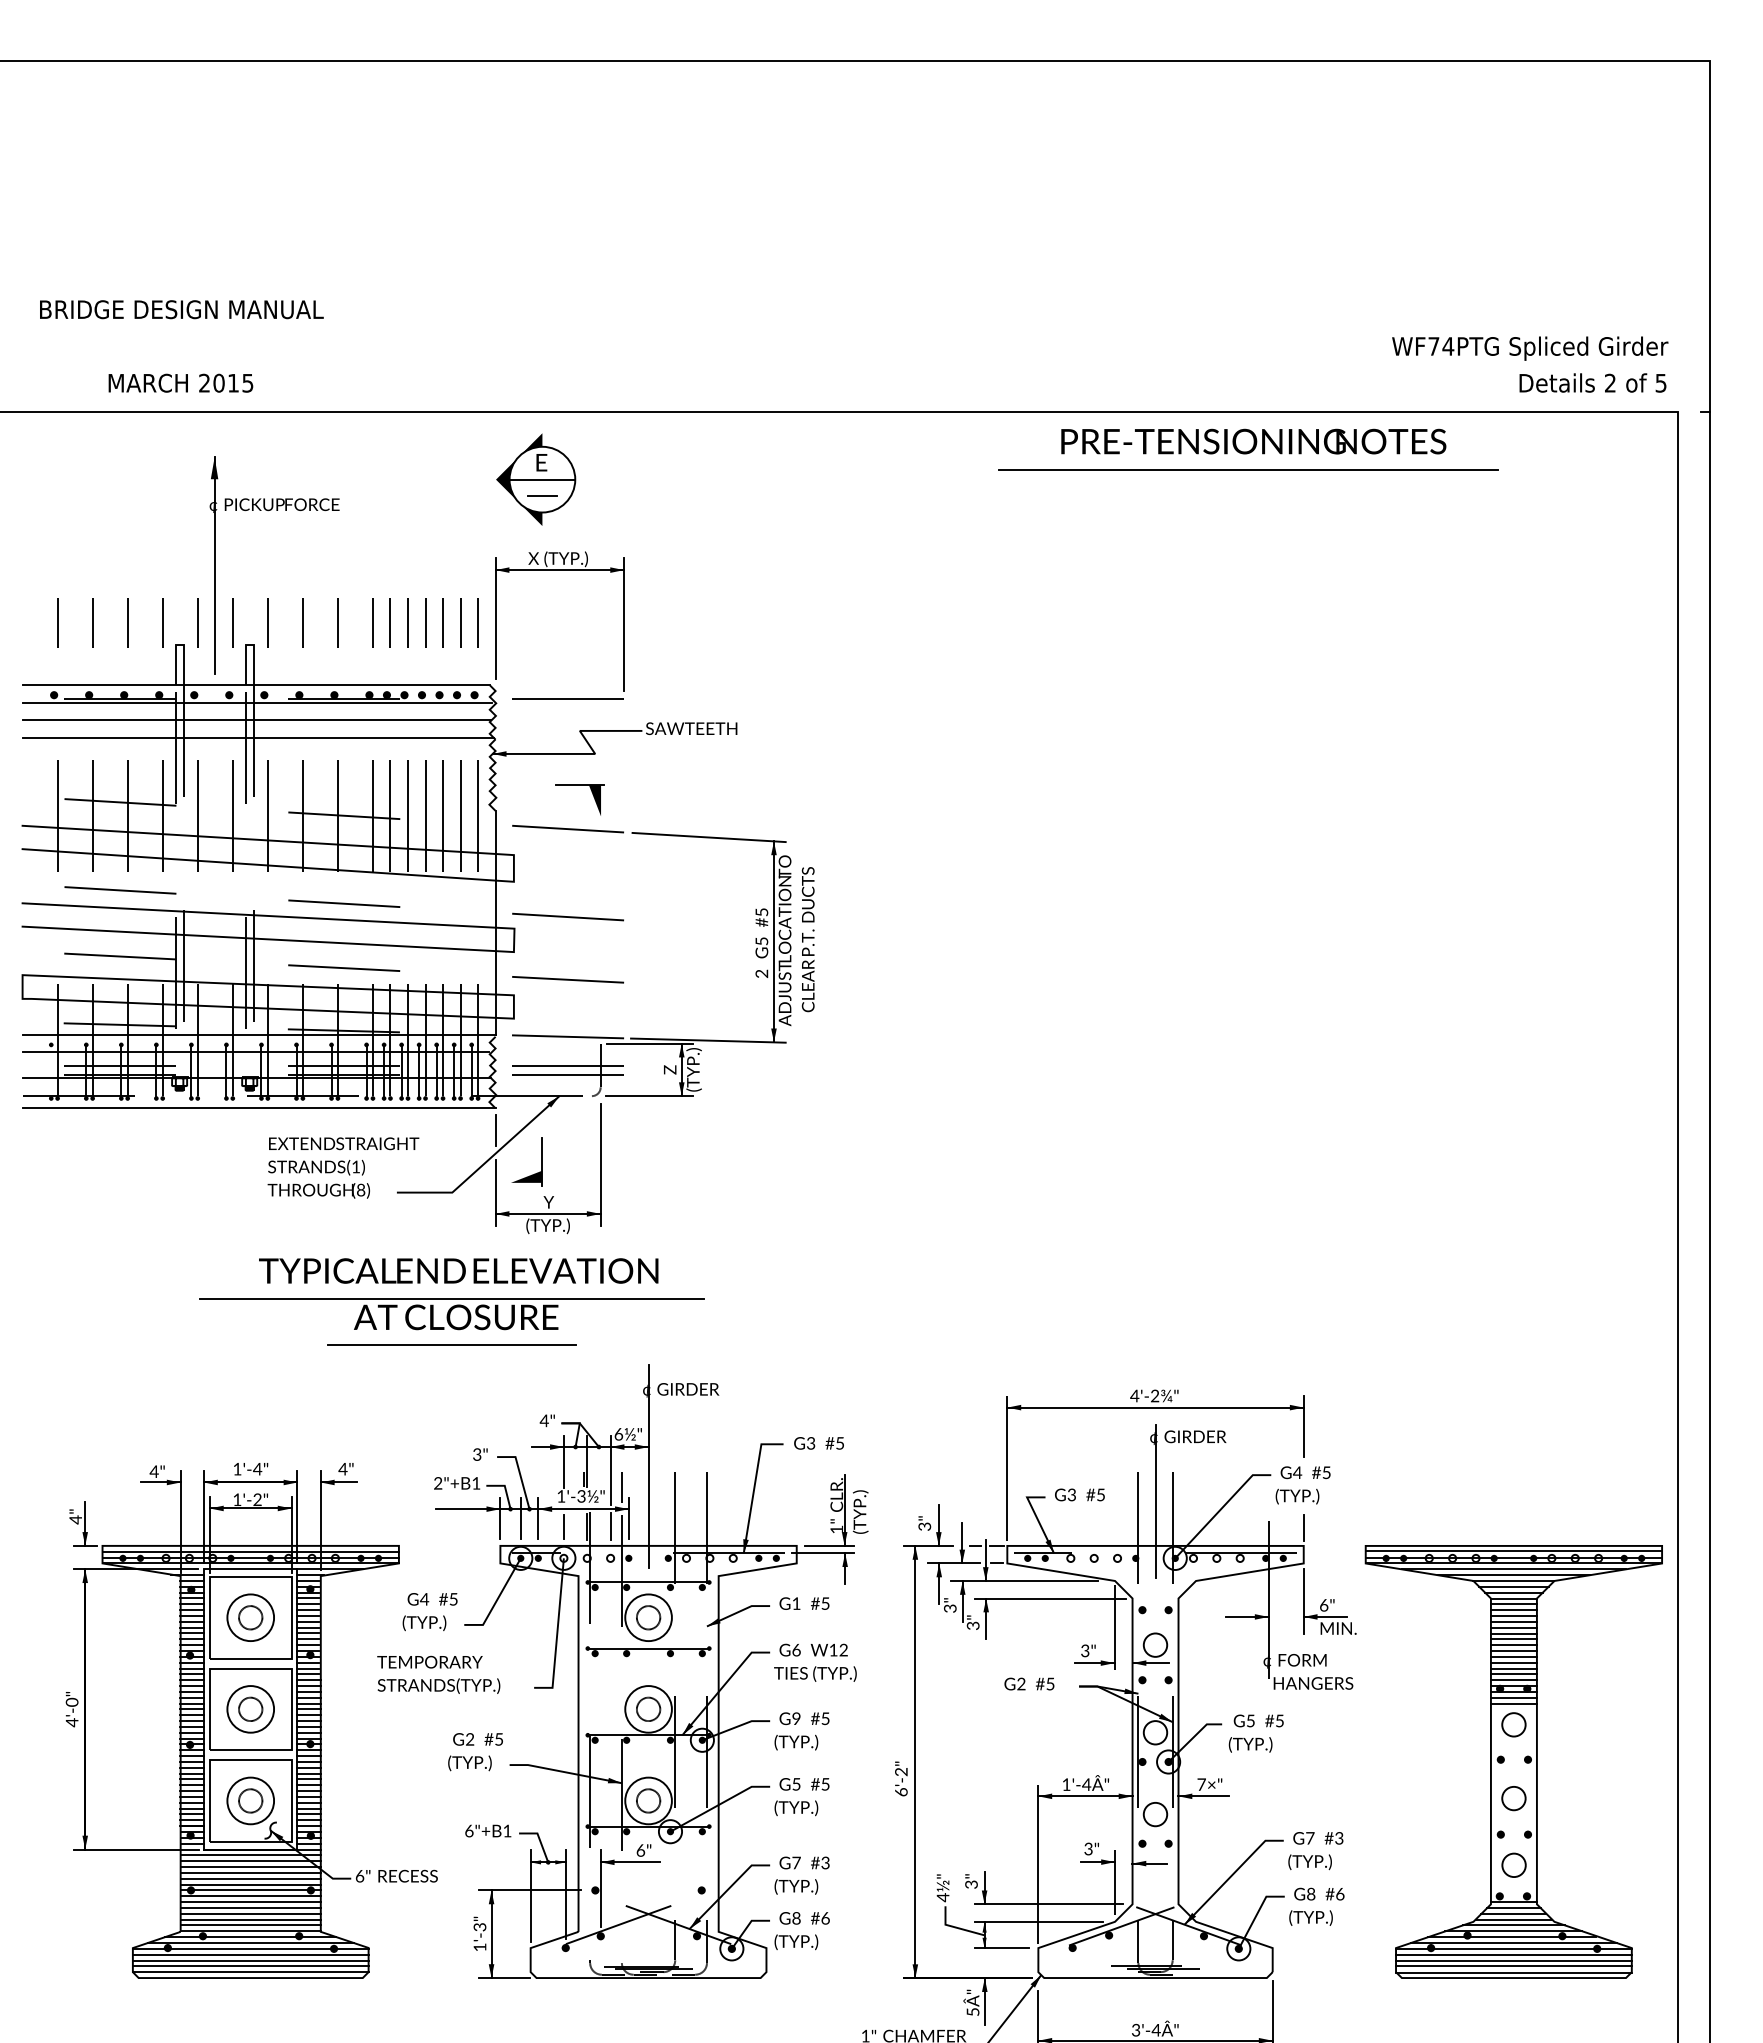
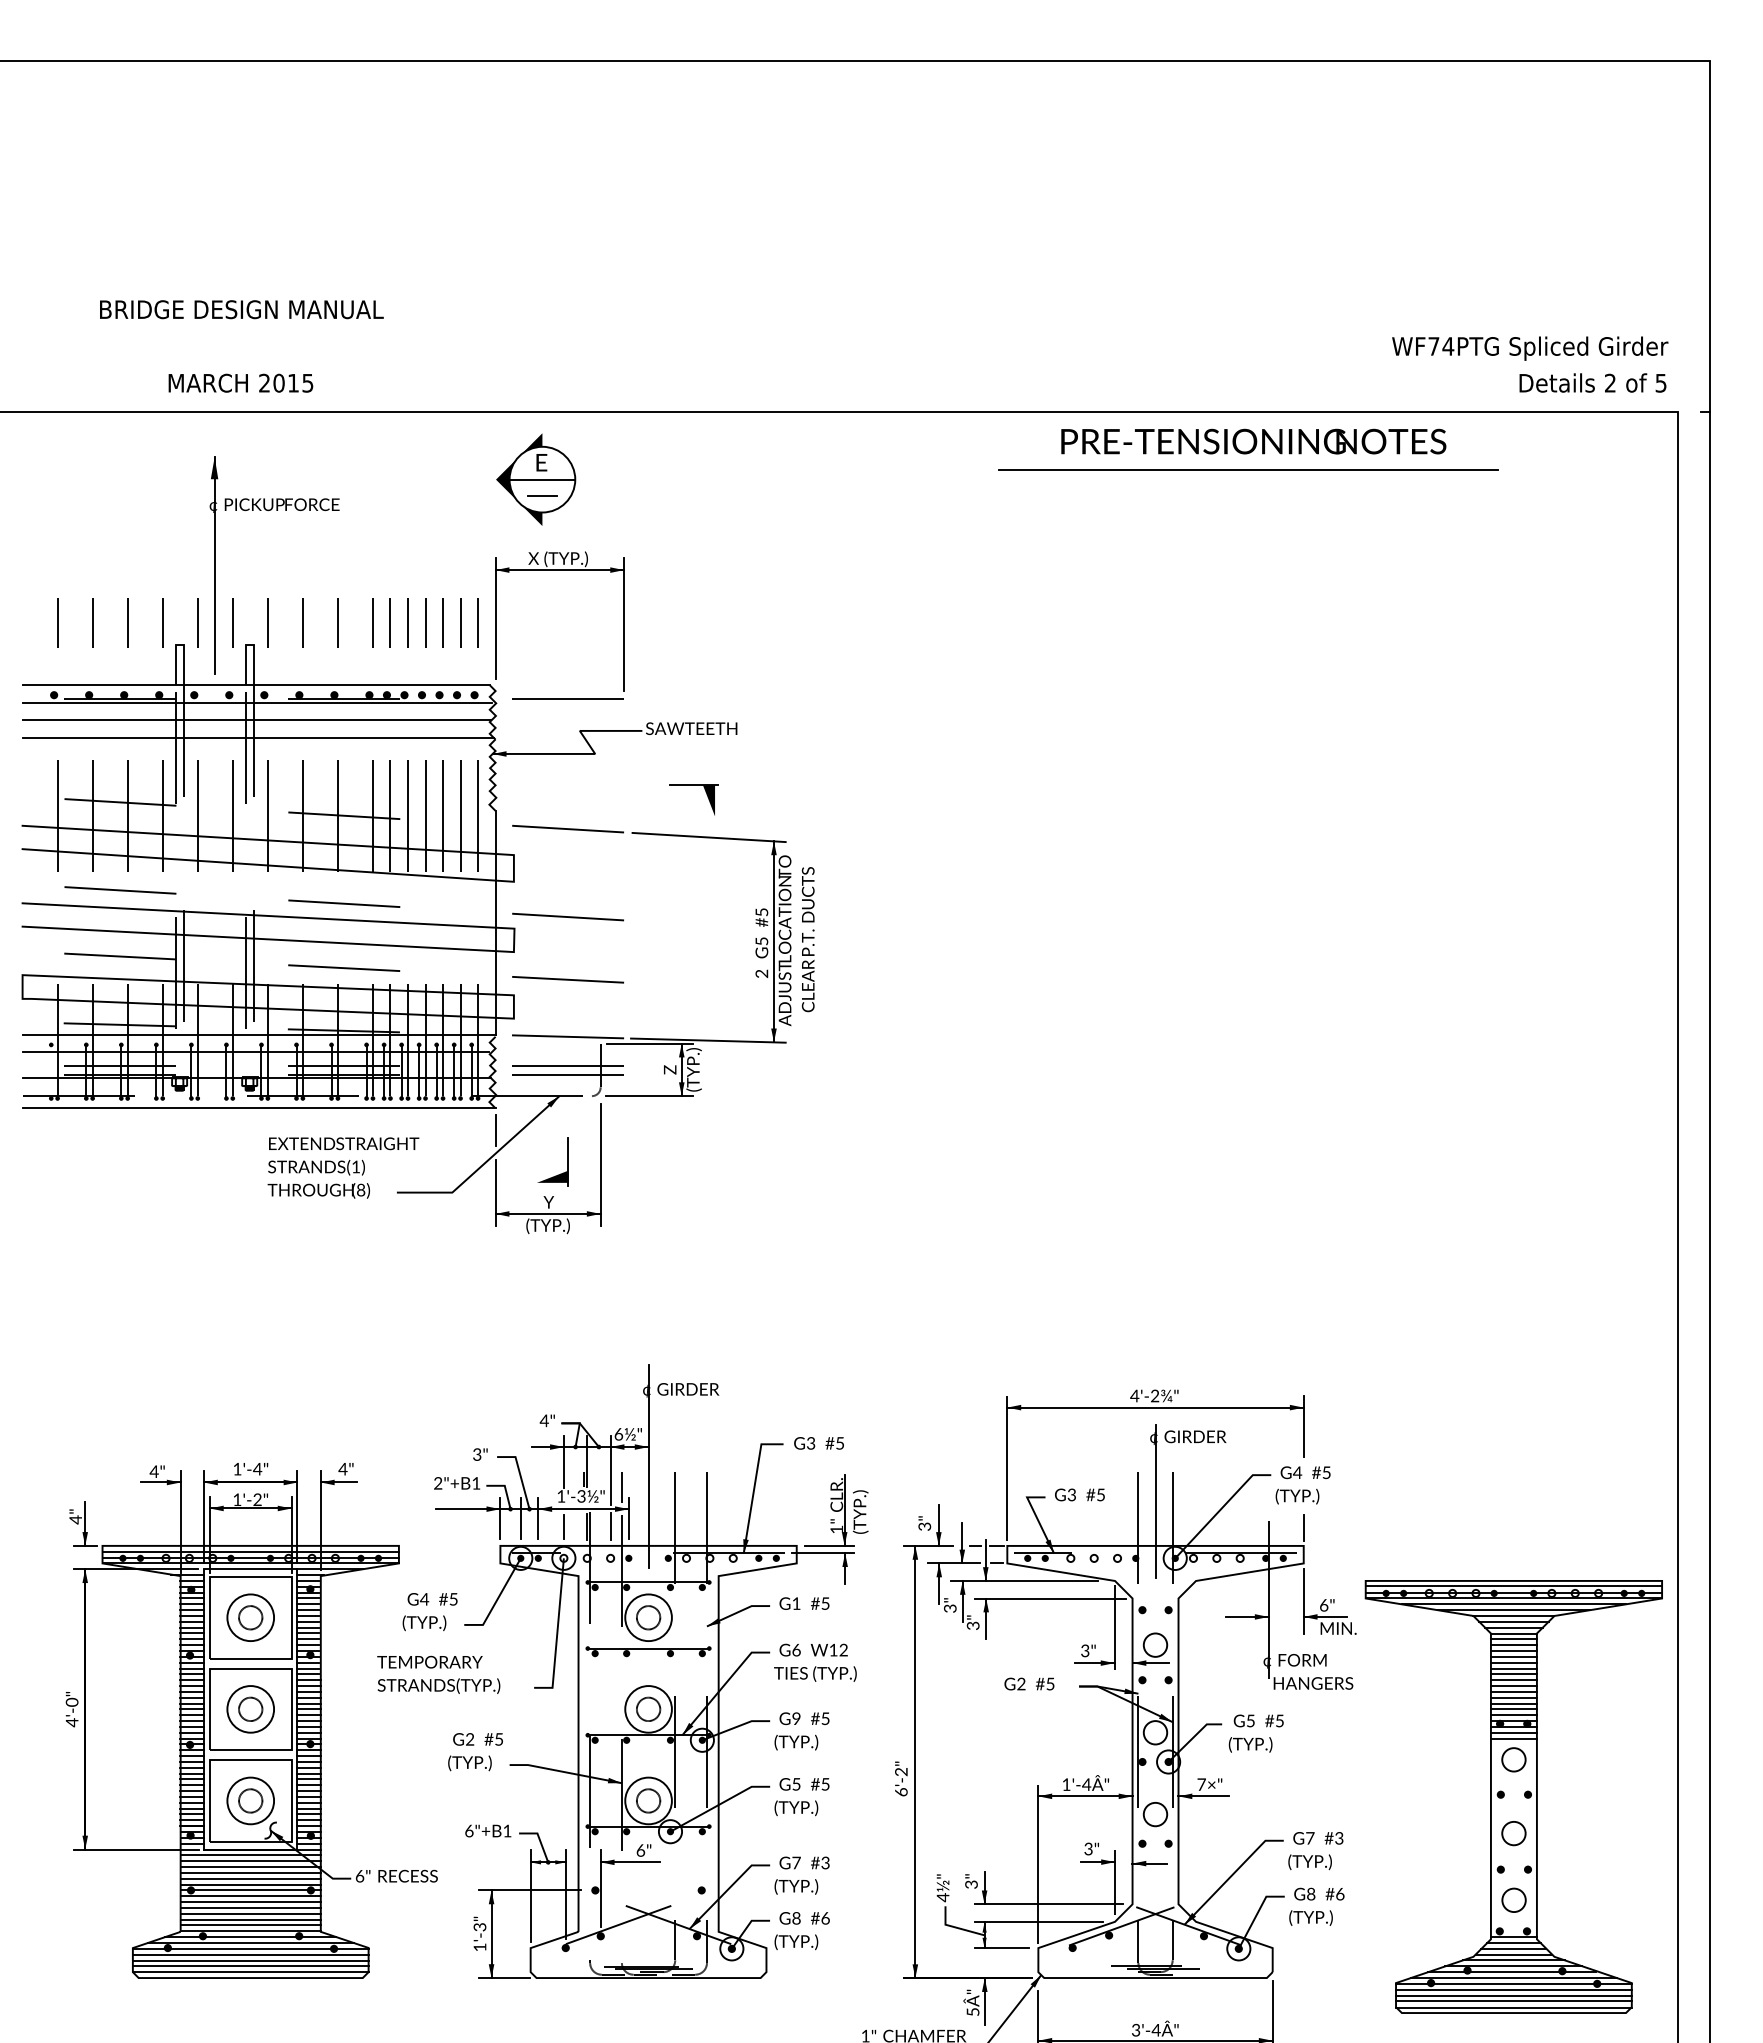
text position: (181, 346) -> (241, 346) (241, 346)
part position: (591, 792) -> (705, 792) (705, 792)
part position: (531, 1174) -> (557, 1174) (557, 1174)
part: present -> none (451, 1301)
part position: (1513, 1761) -> (1513, 1796) (1513, 1796)
